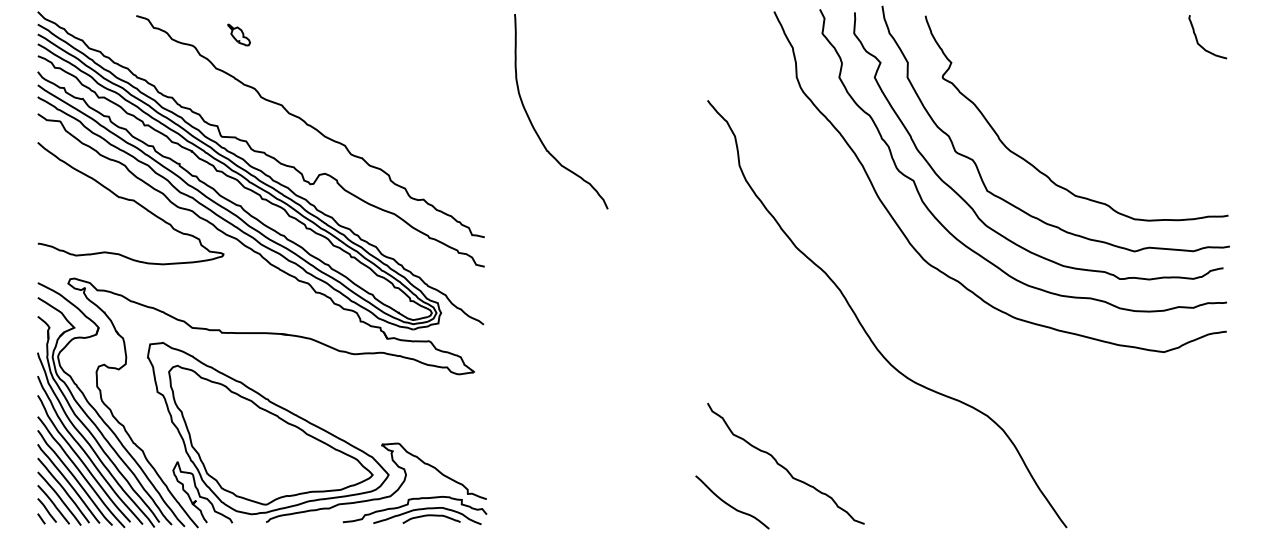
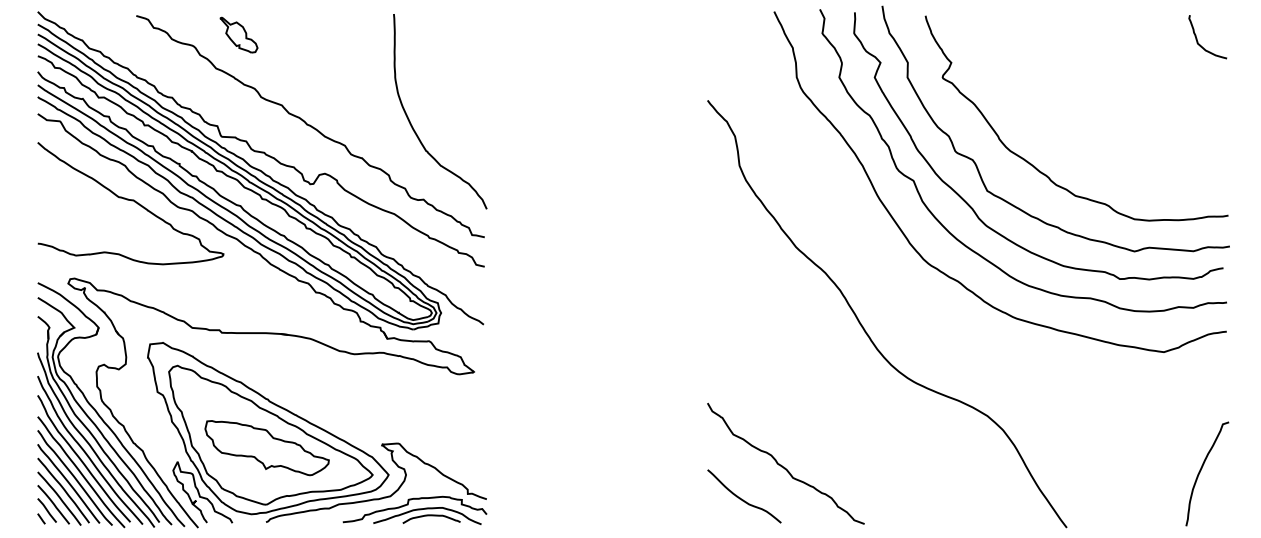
part size: 24x24 px -> 40x38 px (238, 34)
curve position: (533, 125) -> (412, 125) (412, 125)
part: none -> present (266, 448)
curve: none -> present (1201, 470)
curve position: (731, 505) -> (743, 499) (743, 499)
